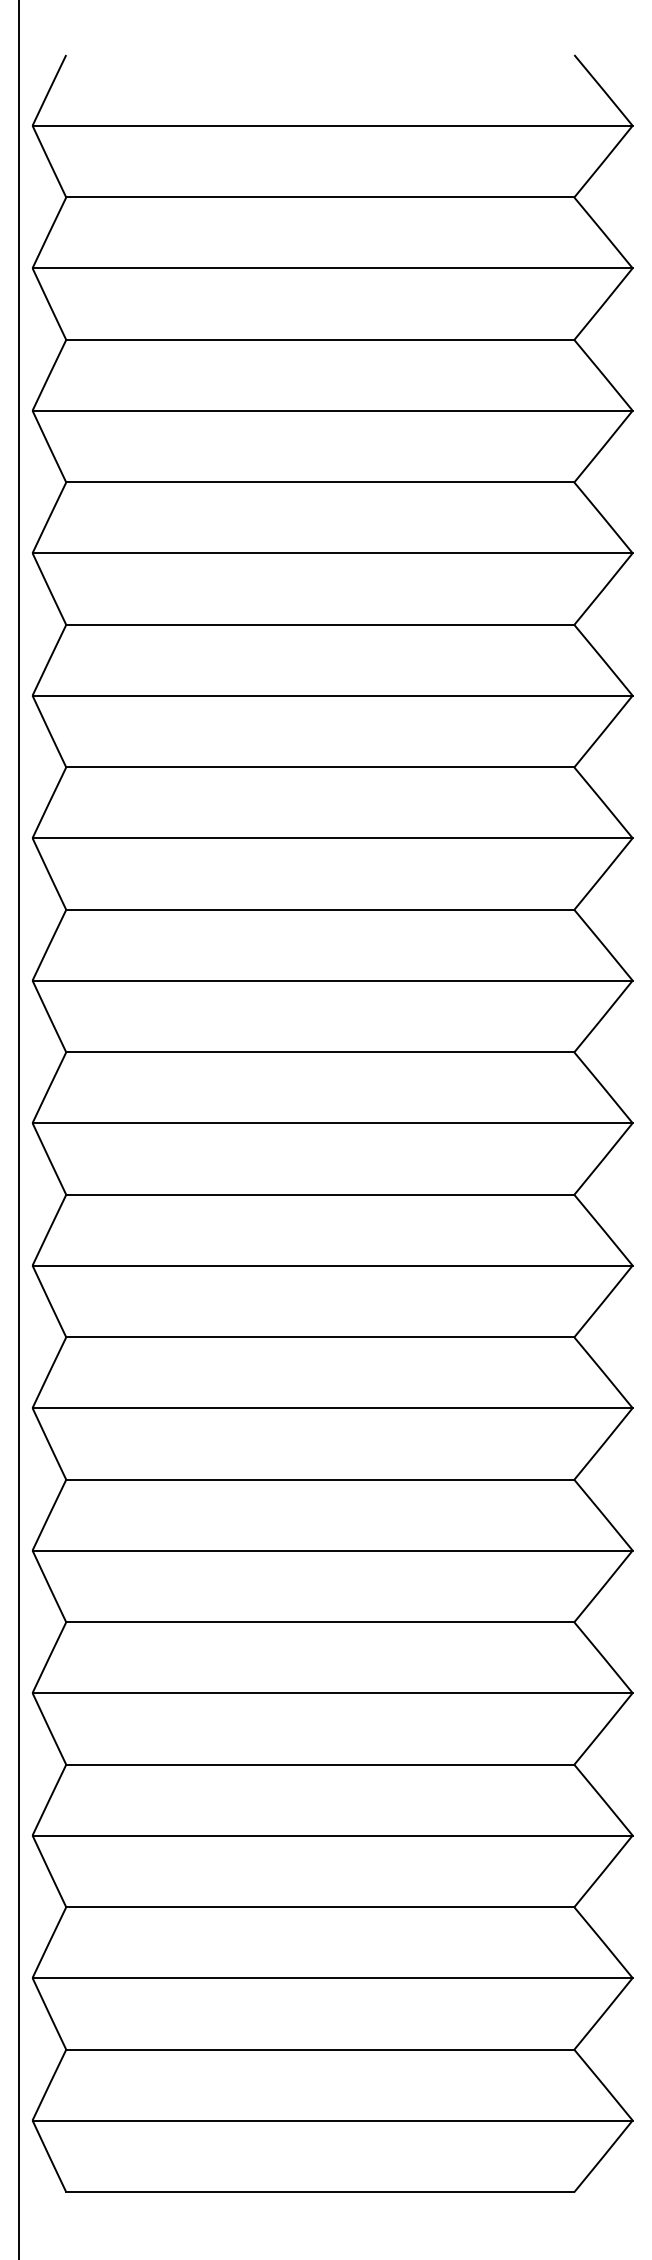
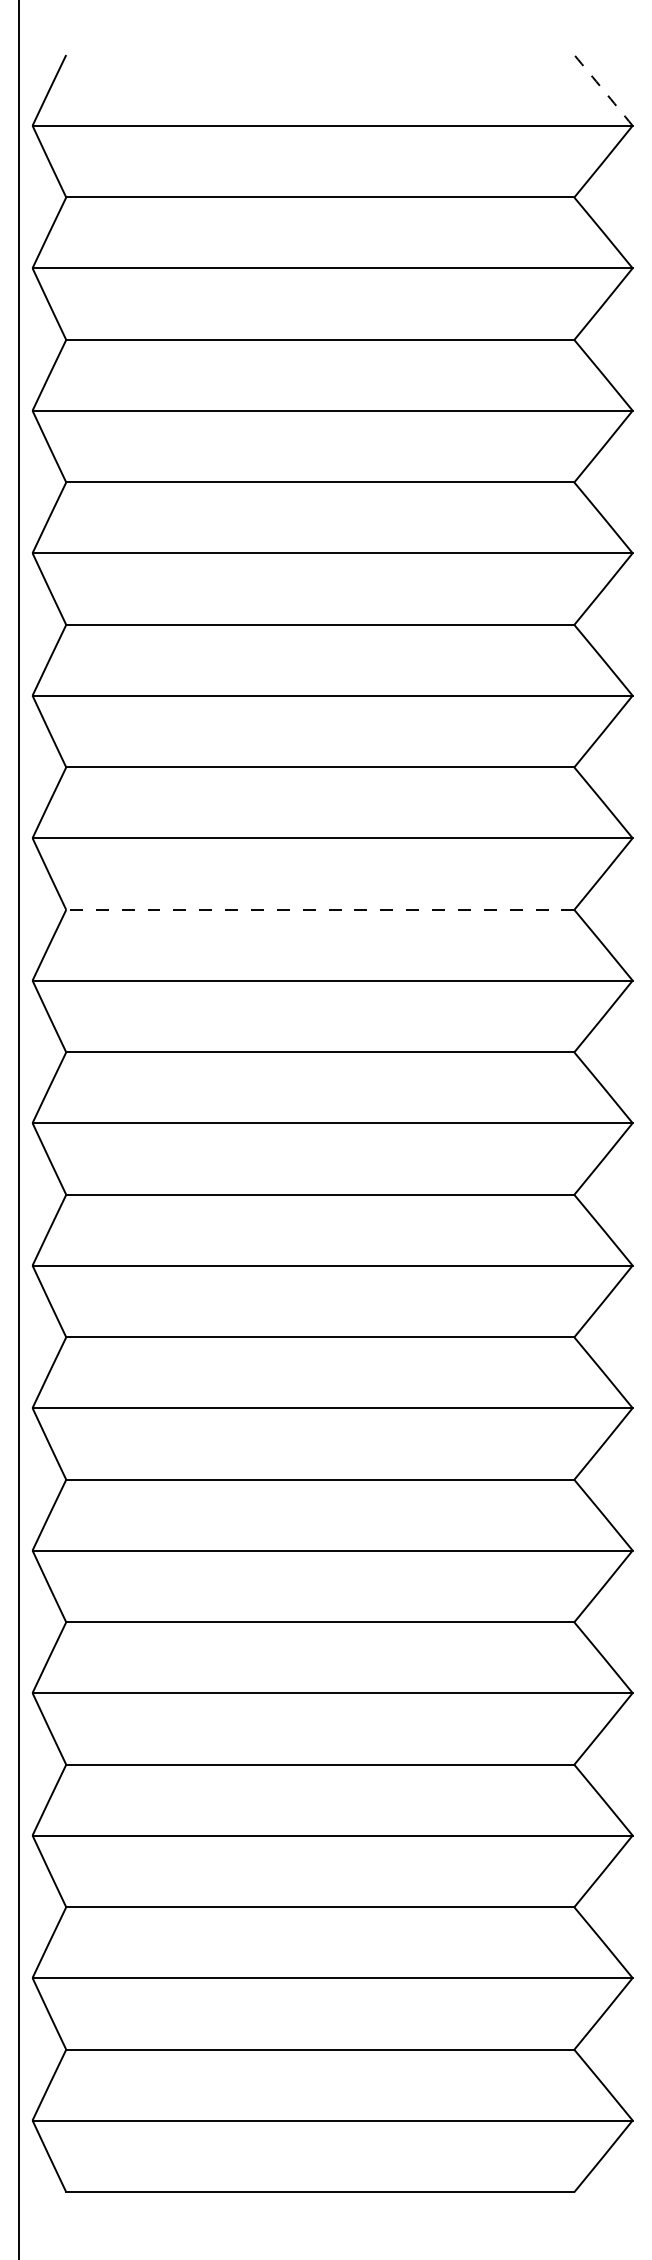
arc: solid -> dashed (603, 90)
line: solid -> dashed (319, 909)
